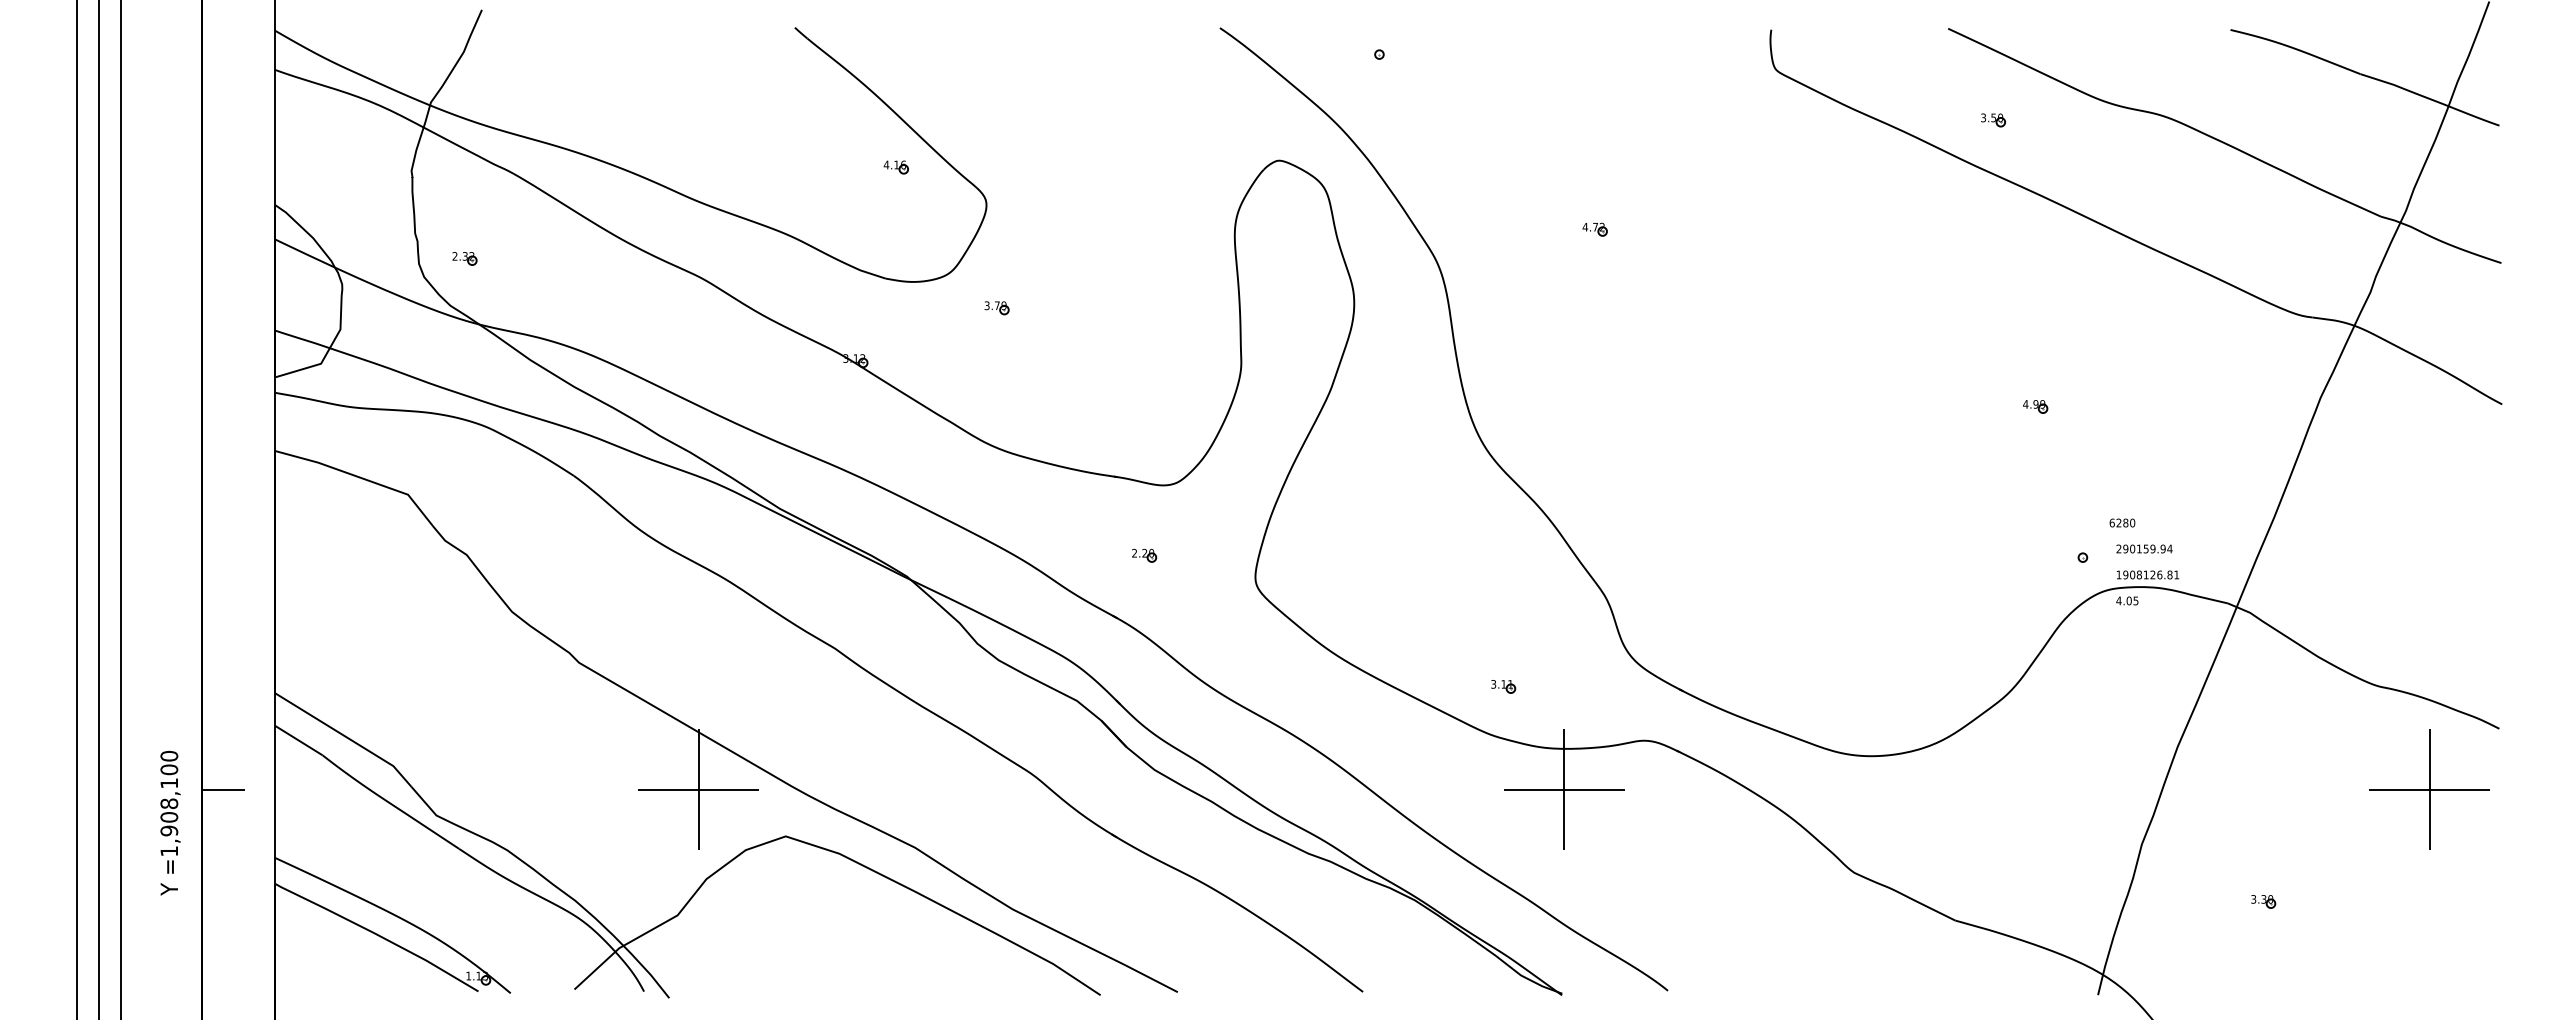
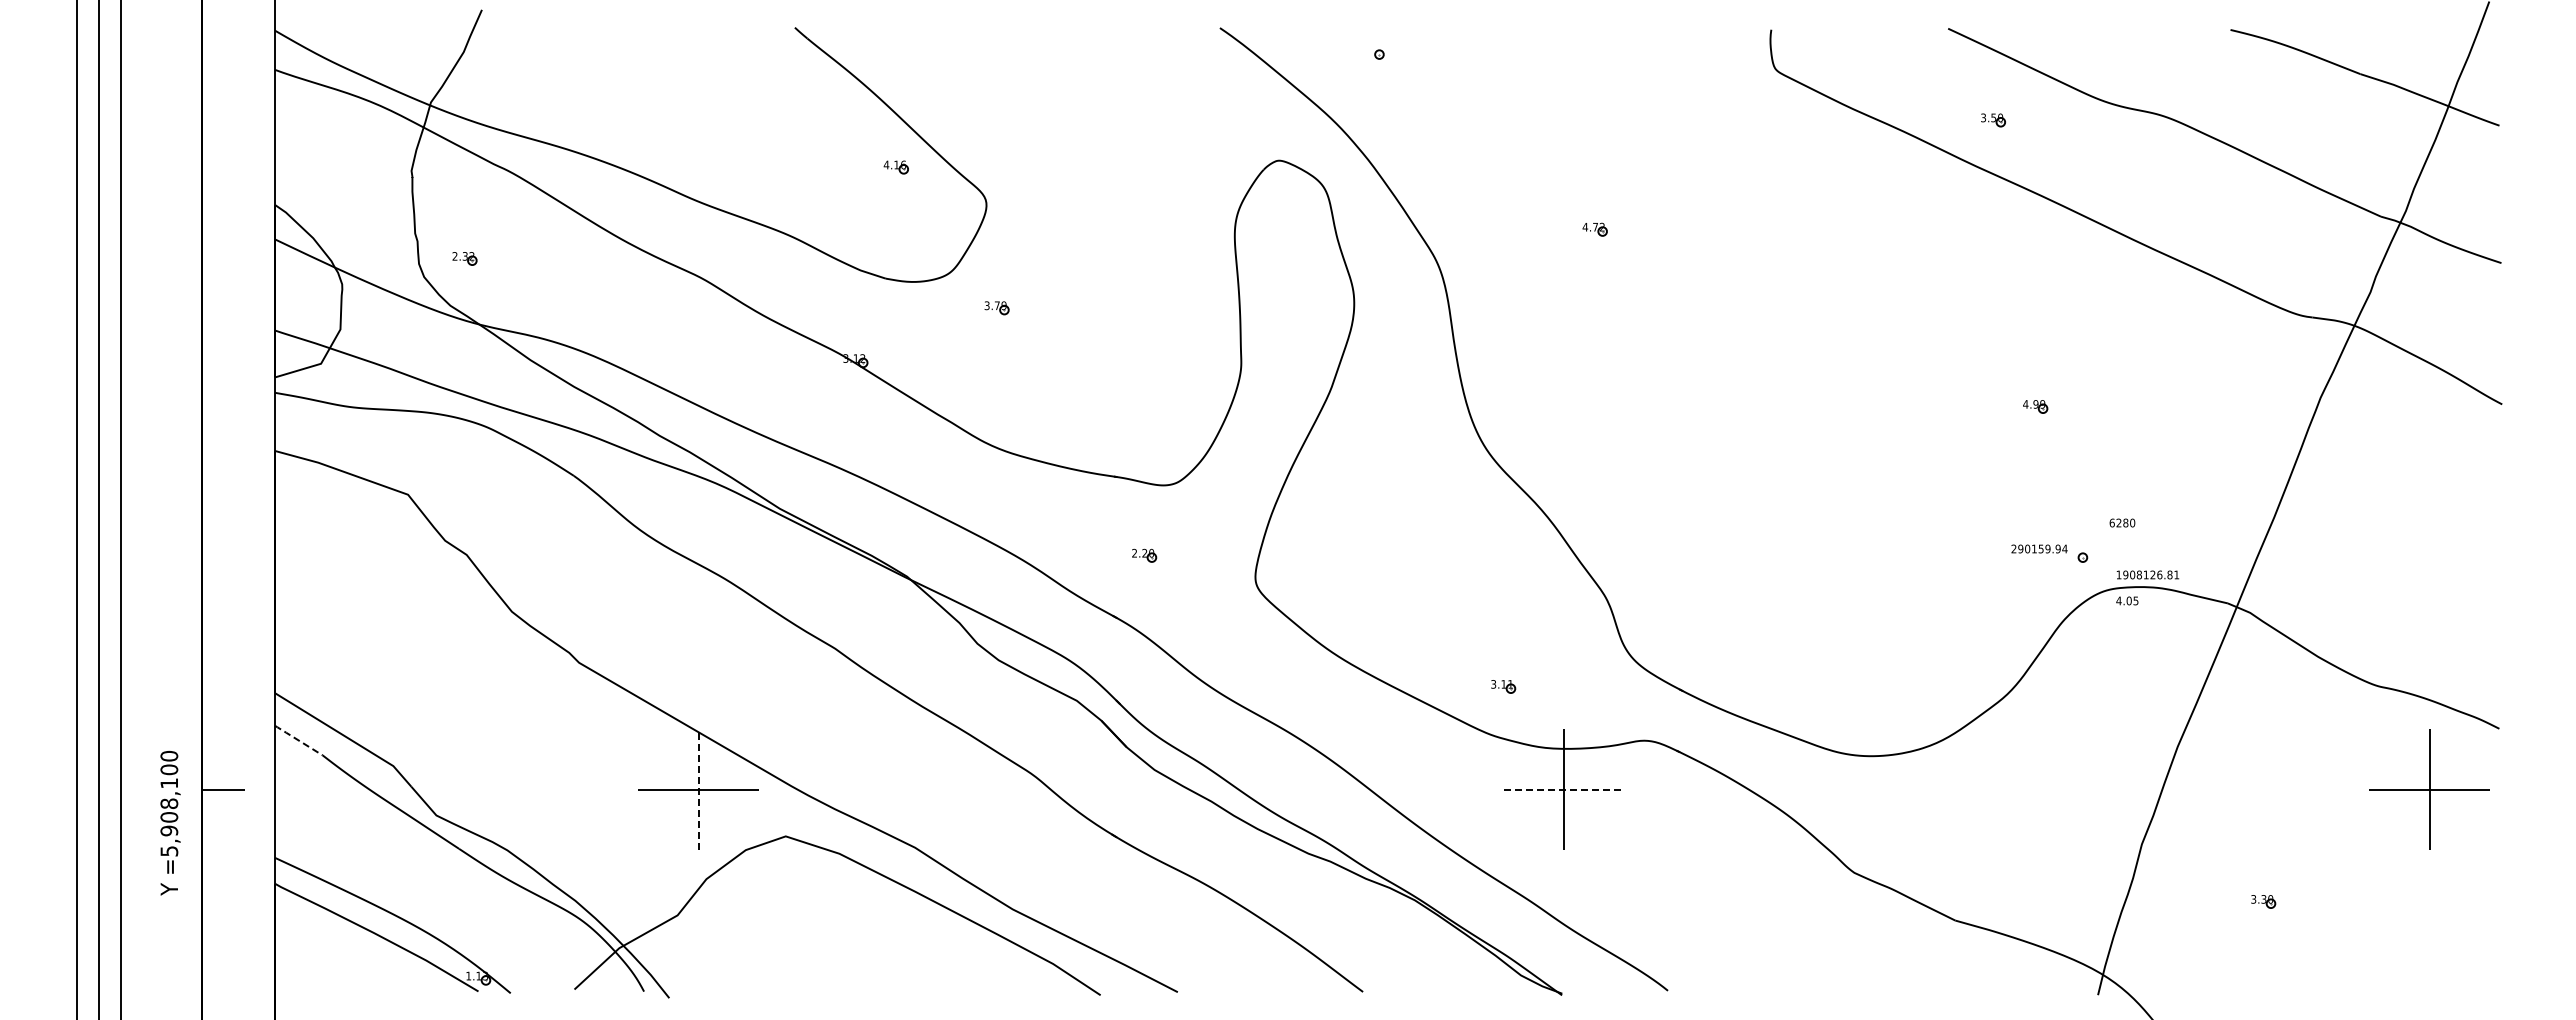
text position: (2144, 548) -> (2039, 548) (2039, 548)
line: solid -> dashed (298, 740)
line: solid -> dashed (698, 789)
line: solid -> dashed (1564, 789)
text: =1,908,100 -> =5,908,100 (169, 851)
